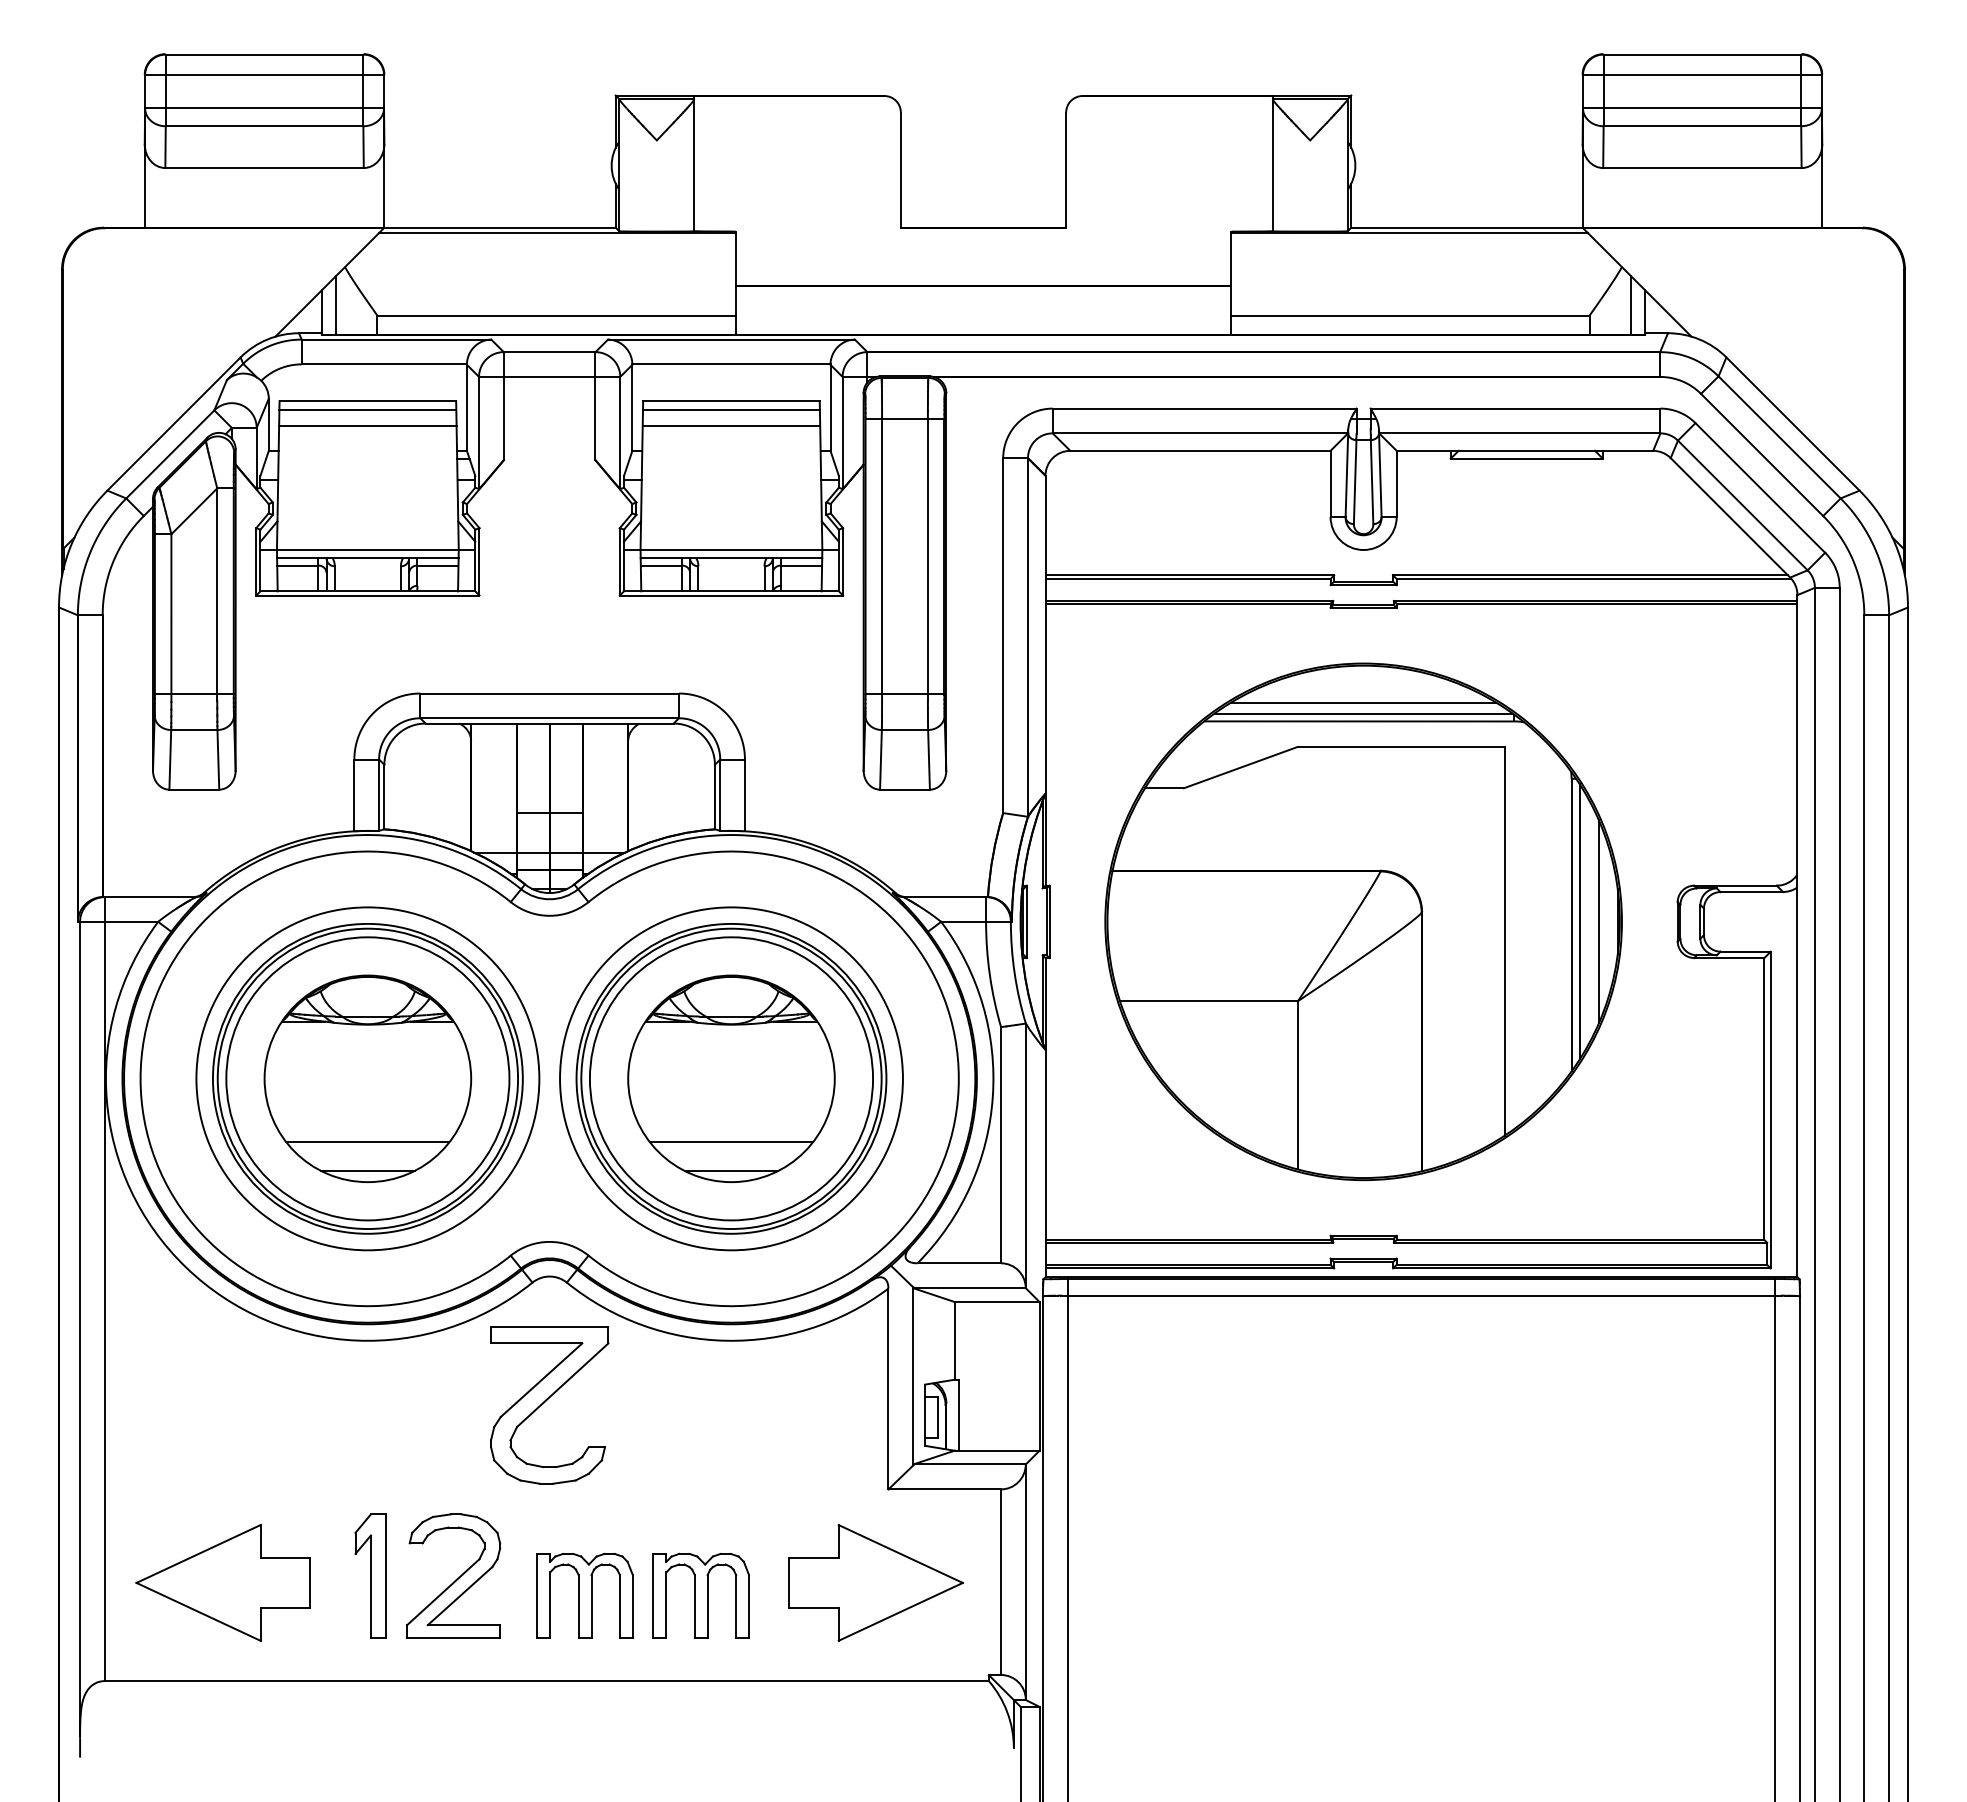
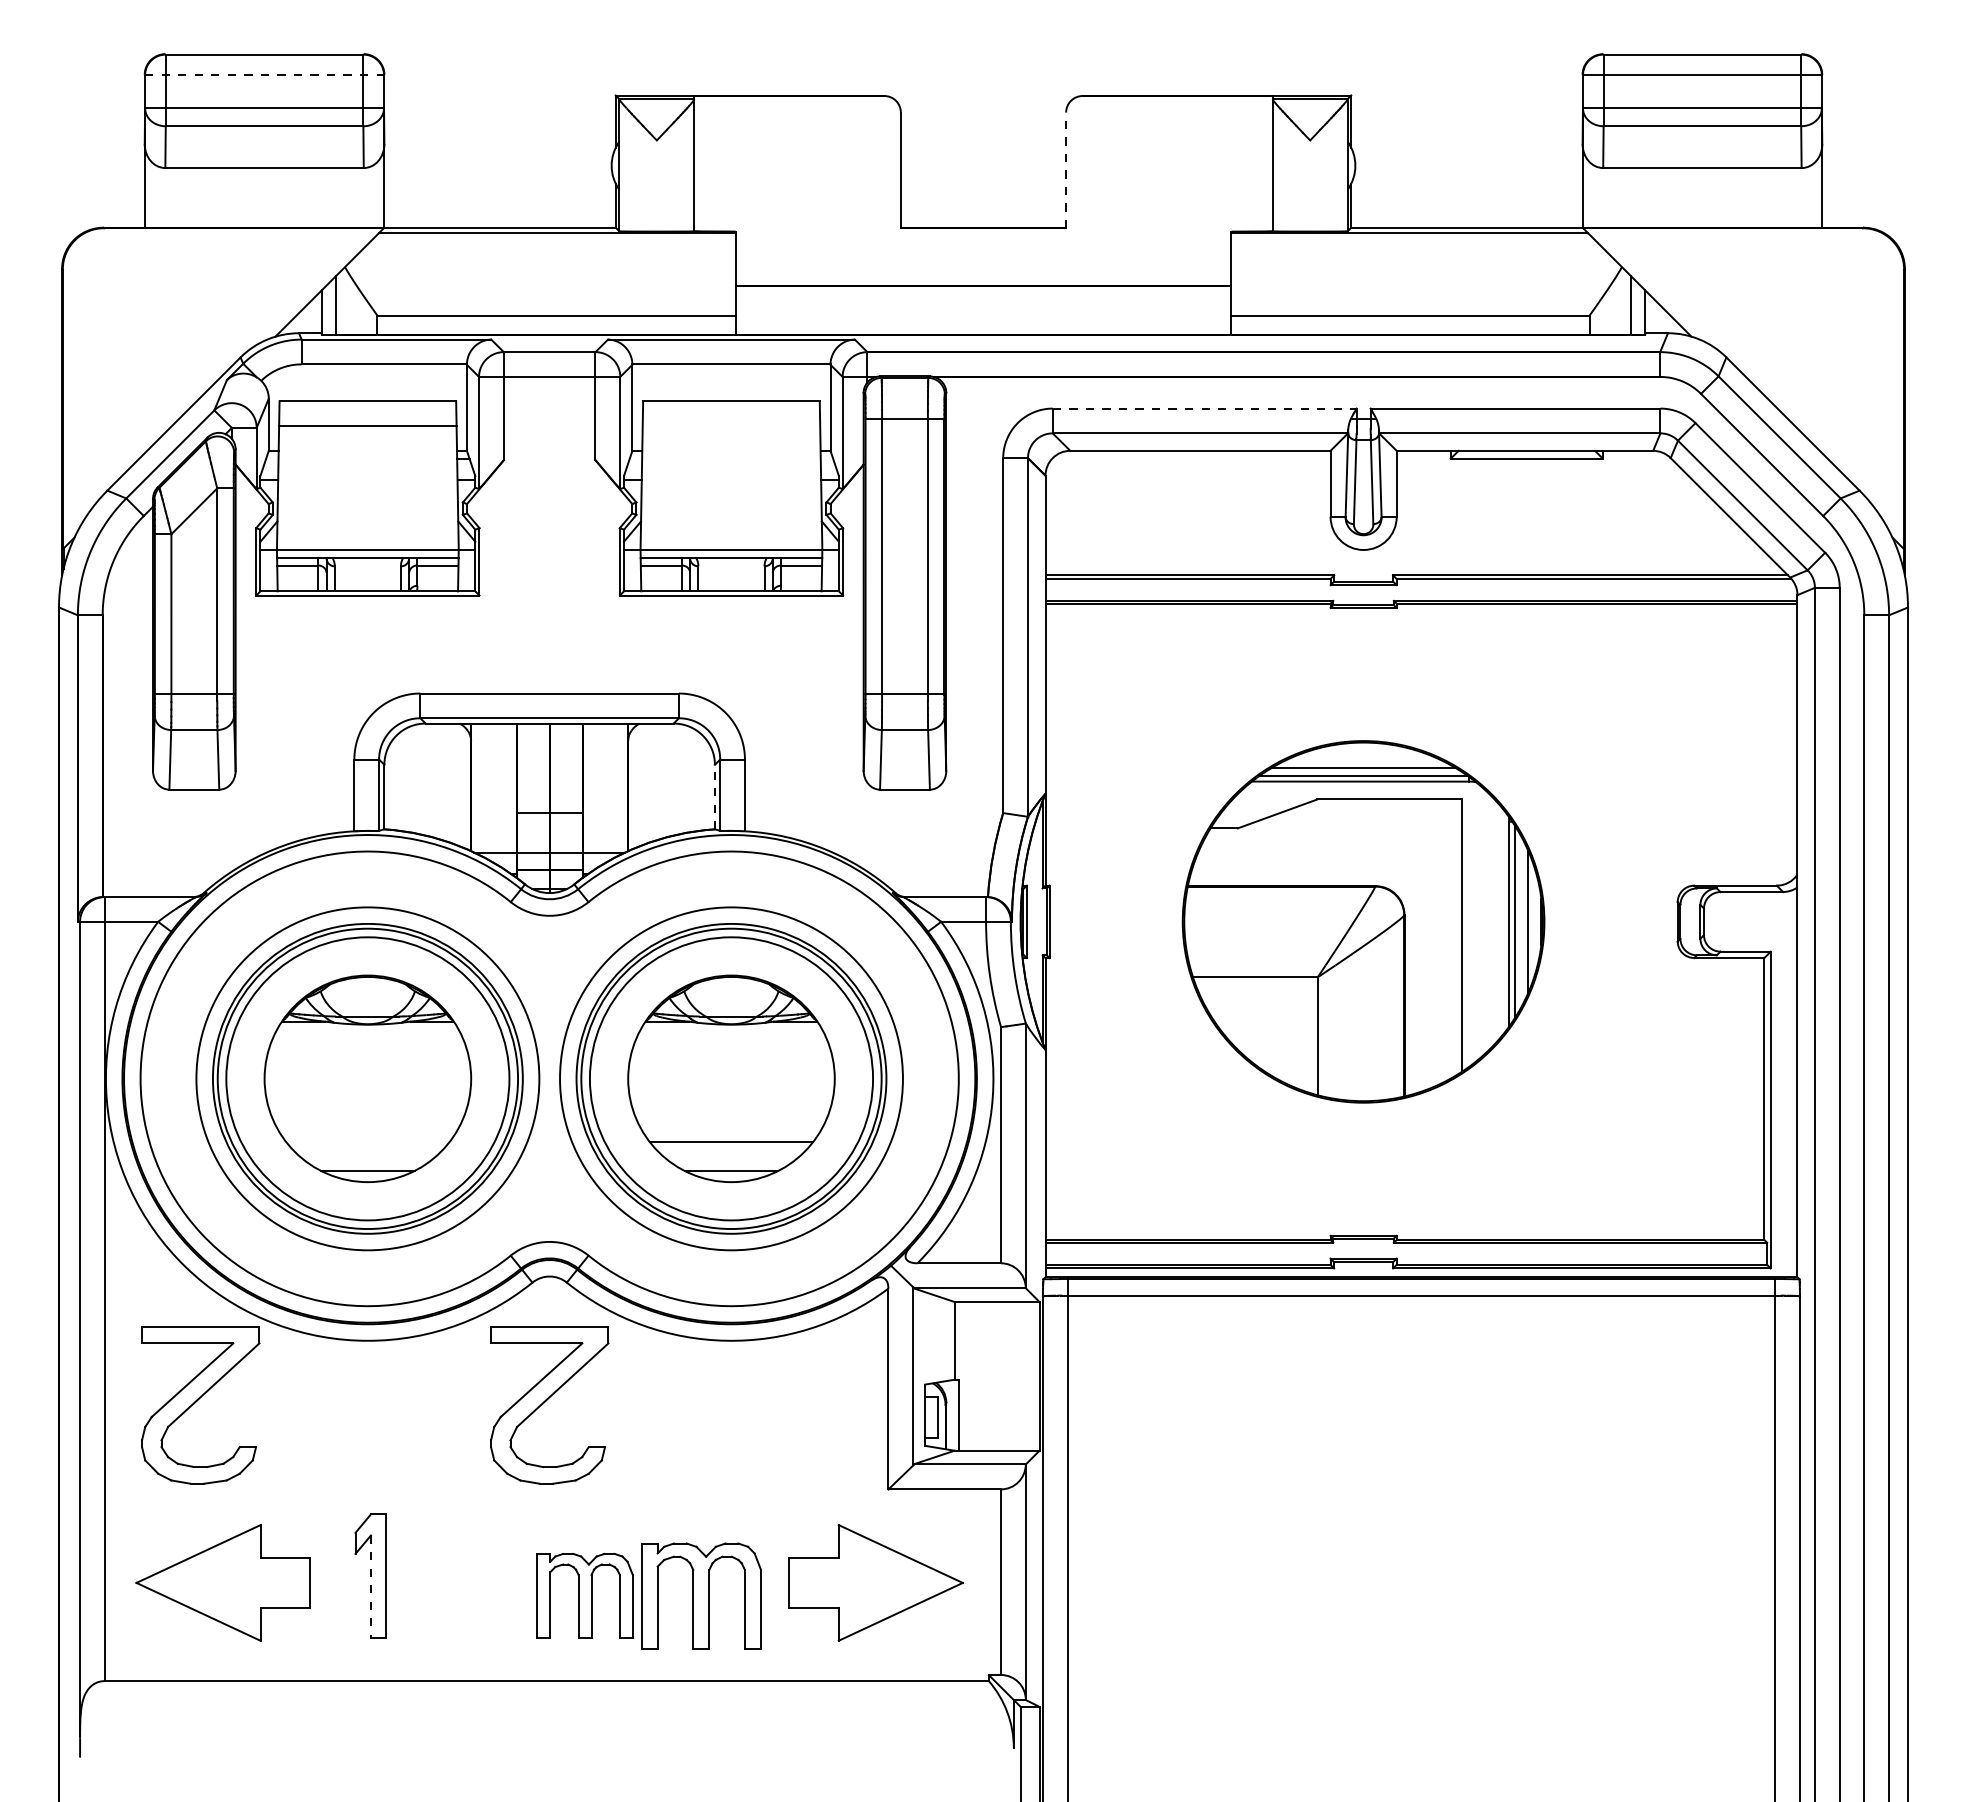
line: solid -> dashed (265, 75)
line: solid -> dashed (1066, 170)
line: solid -> dashed (1204, 408)
line: present -> none (367, 409)
line: present -> none (731, 409)
line: present -> none (731, 425)
line: solid -> dashed (714, 796)
part size: 519x520 px -> 365x364 px (1363, 921)
line: present -> none (367, 1142)
part: none -> present (200, 1405)
part: present -> none (453, 1575)
line: solid -> dashed (370, 1587)
part size: 98x87 px -> 121x108 px (701, 1595)
